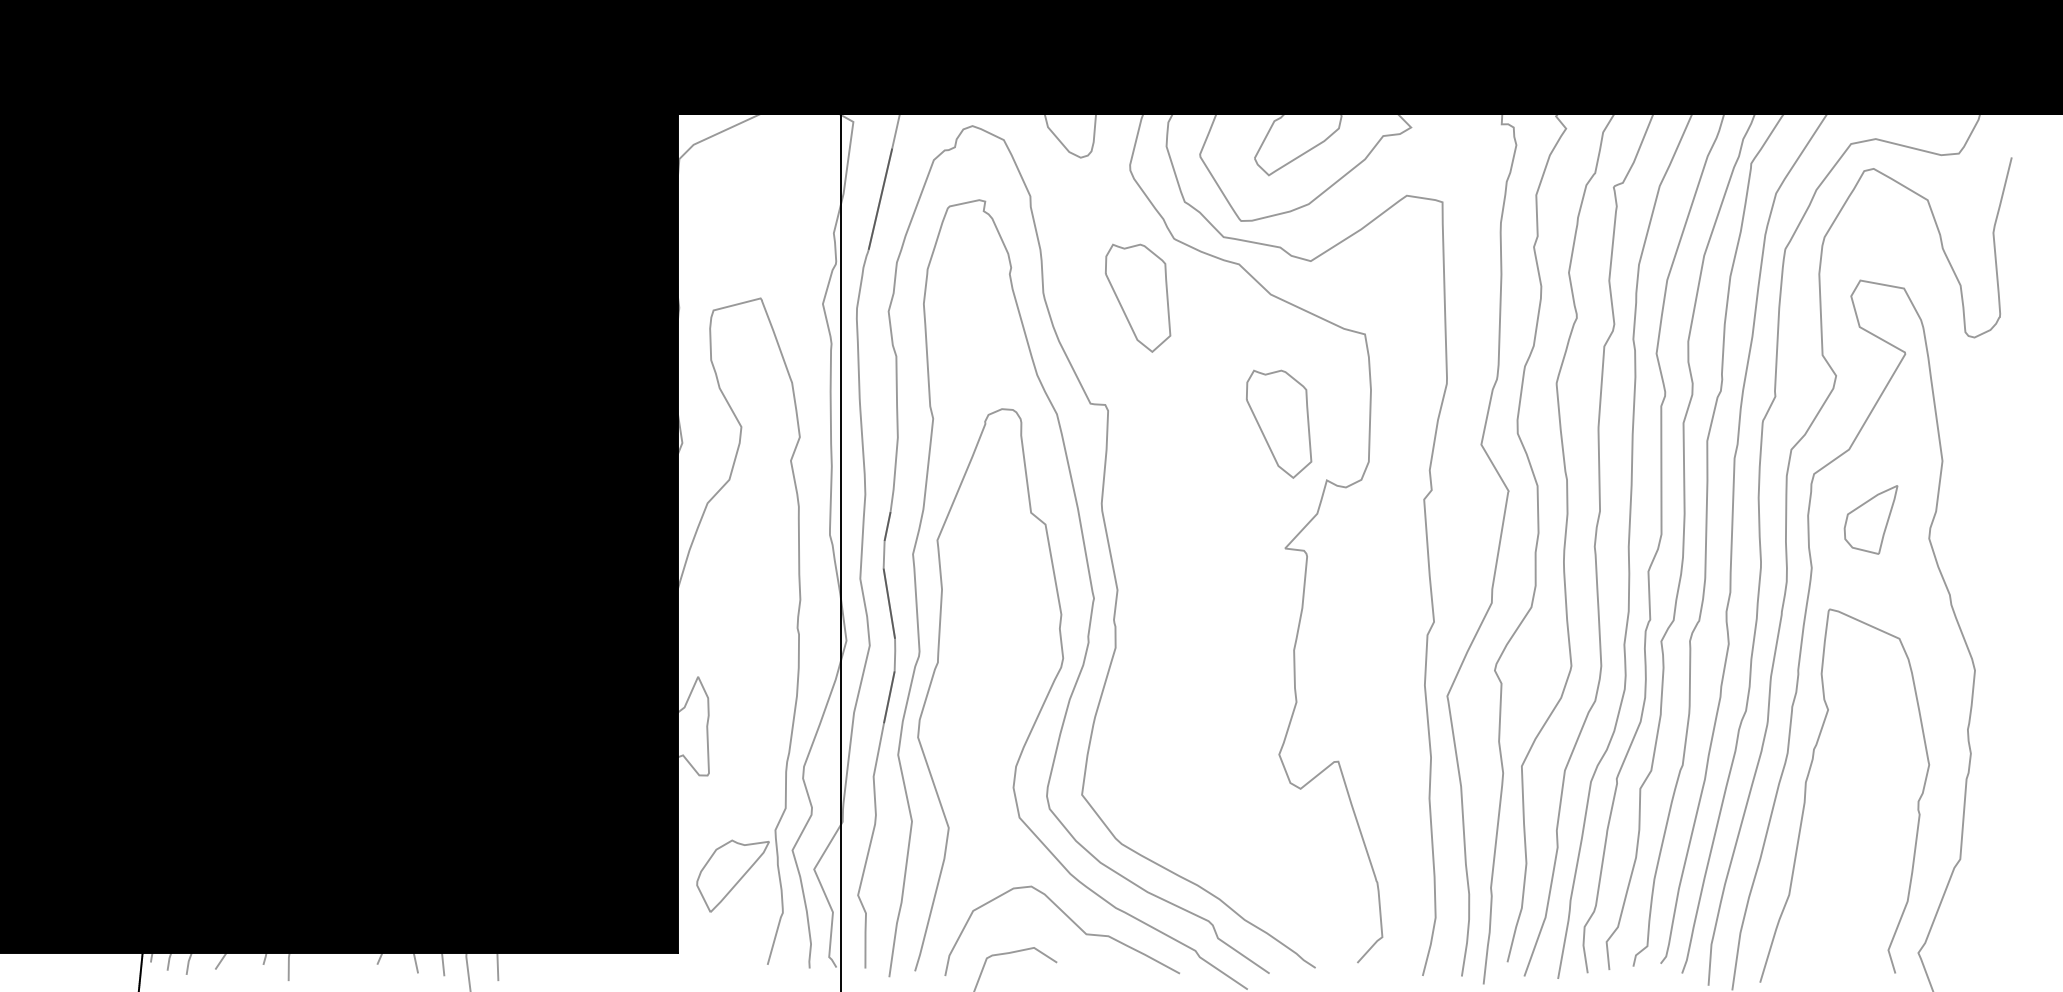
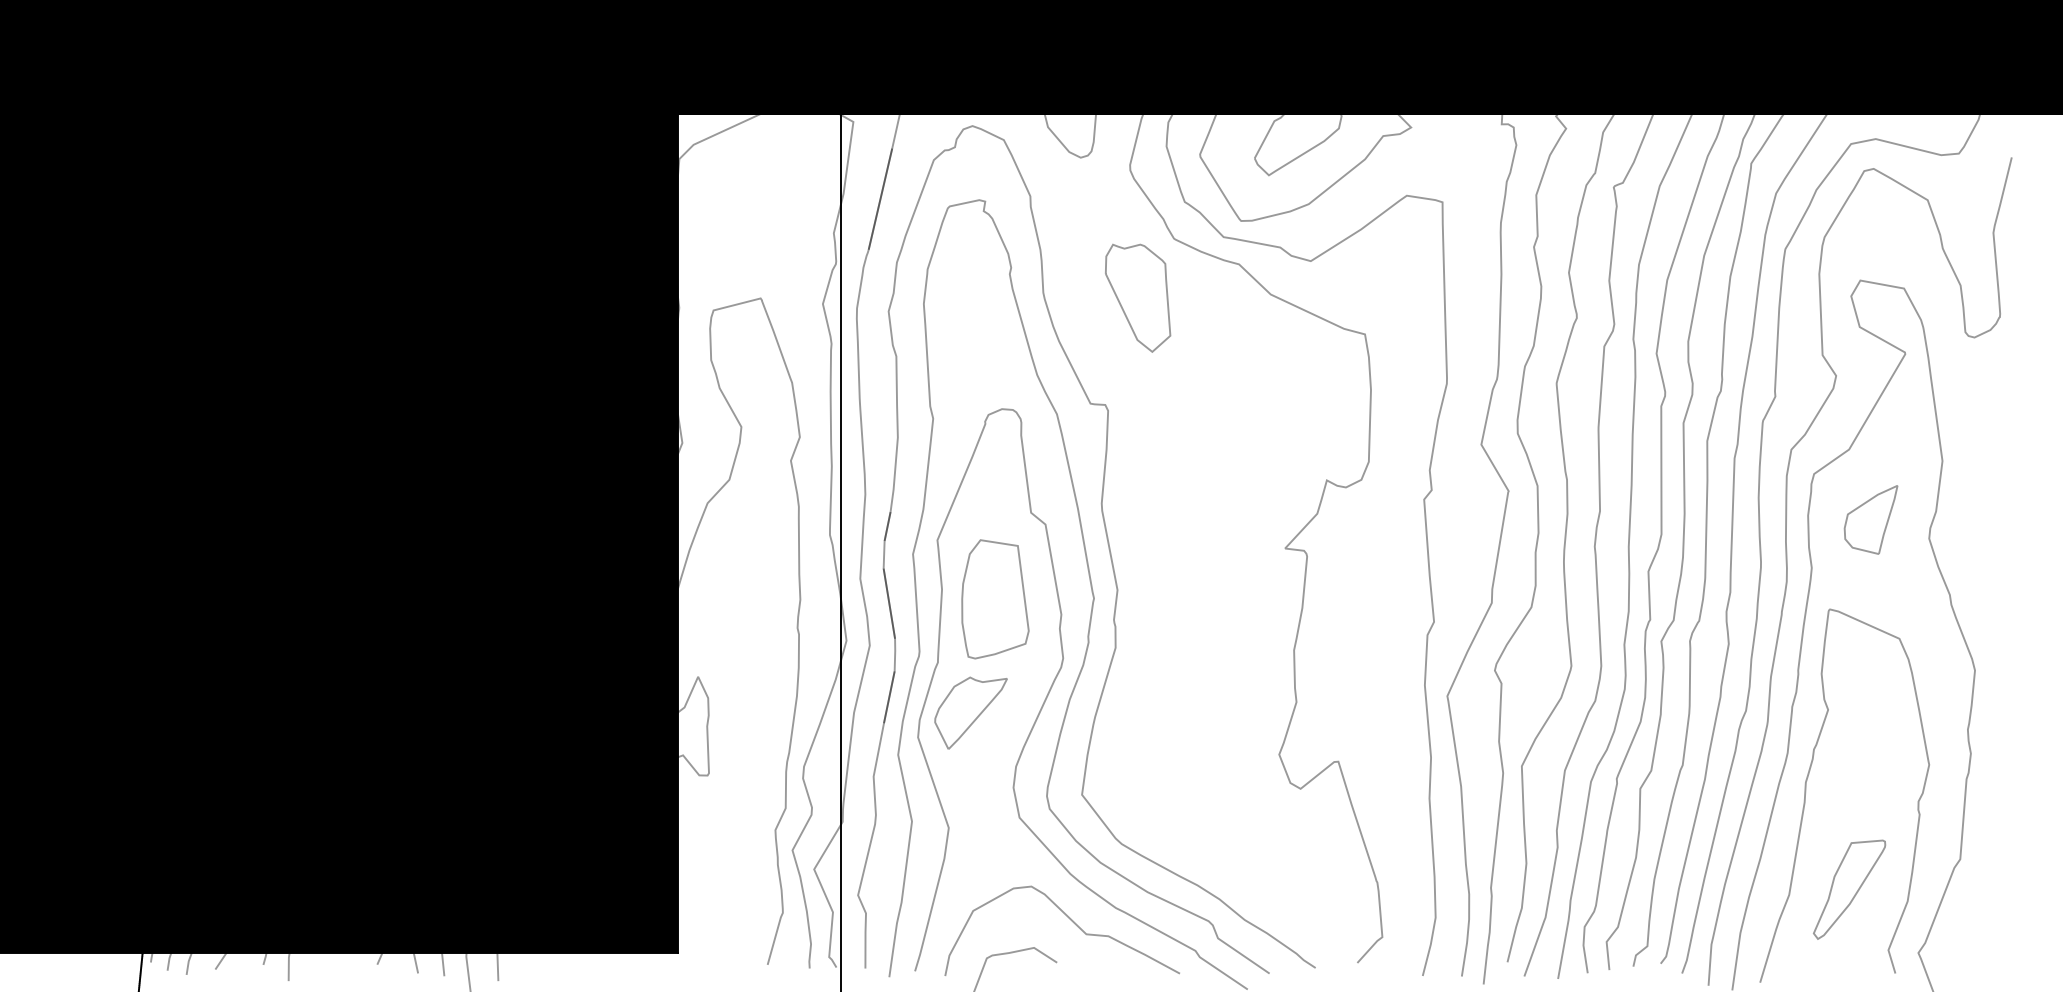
part: present -> none (1279, 424)
part: none -> present (995, 599)
part position: (732, 875) -> (970, 712) (970, 712)
part: none -> present (1849, 889)
